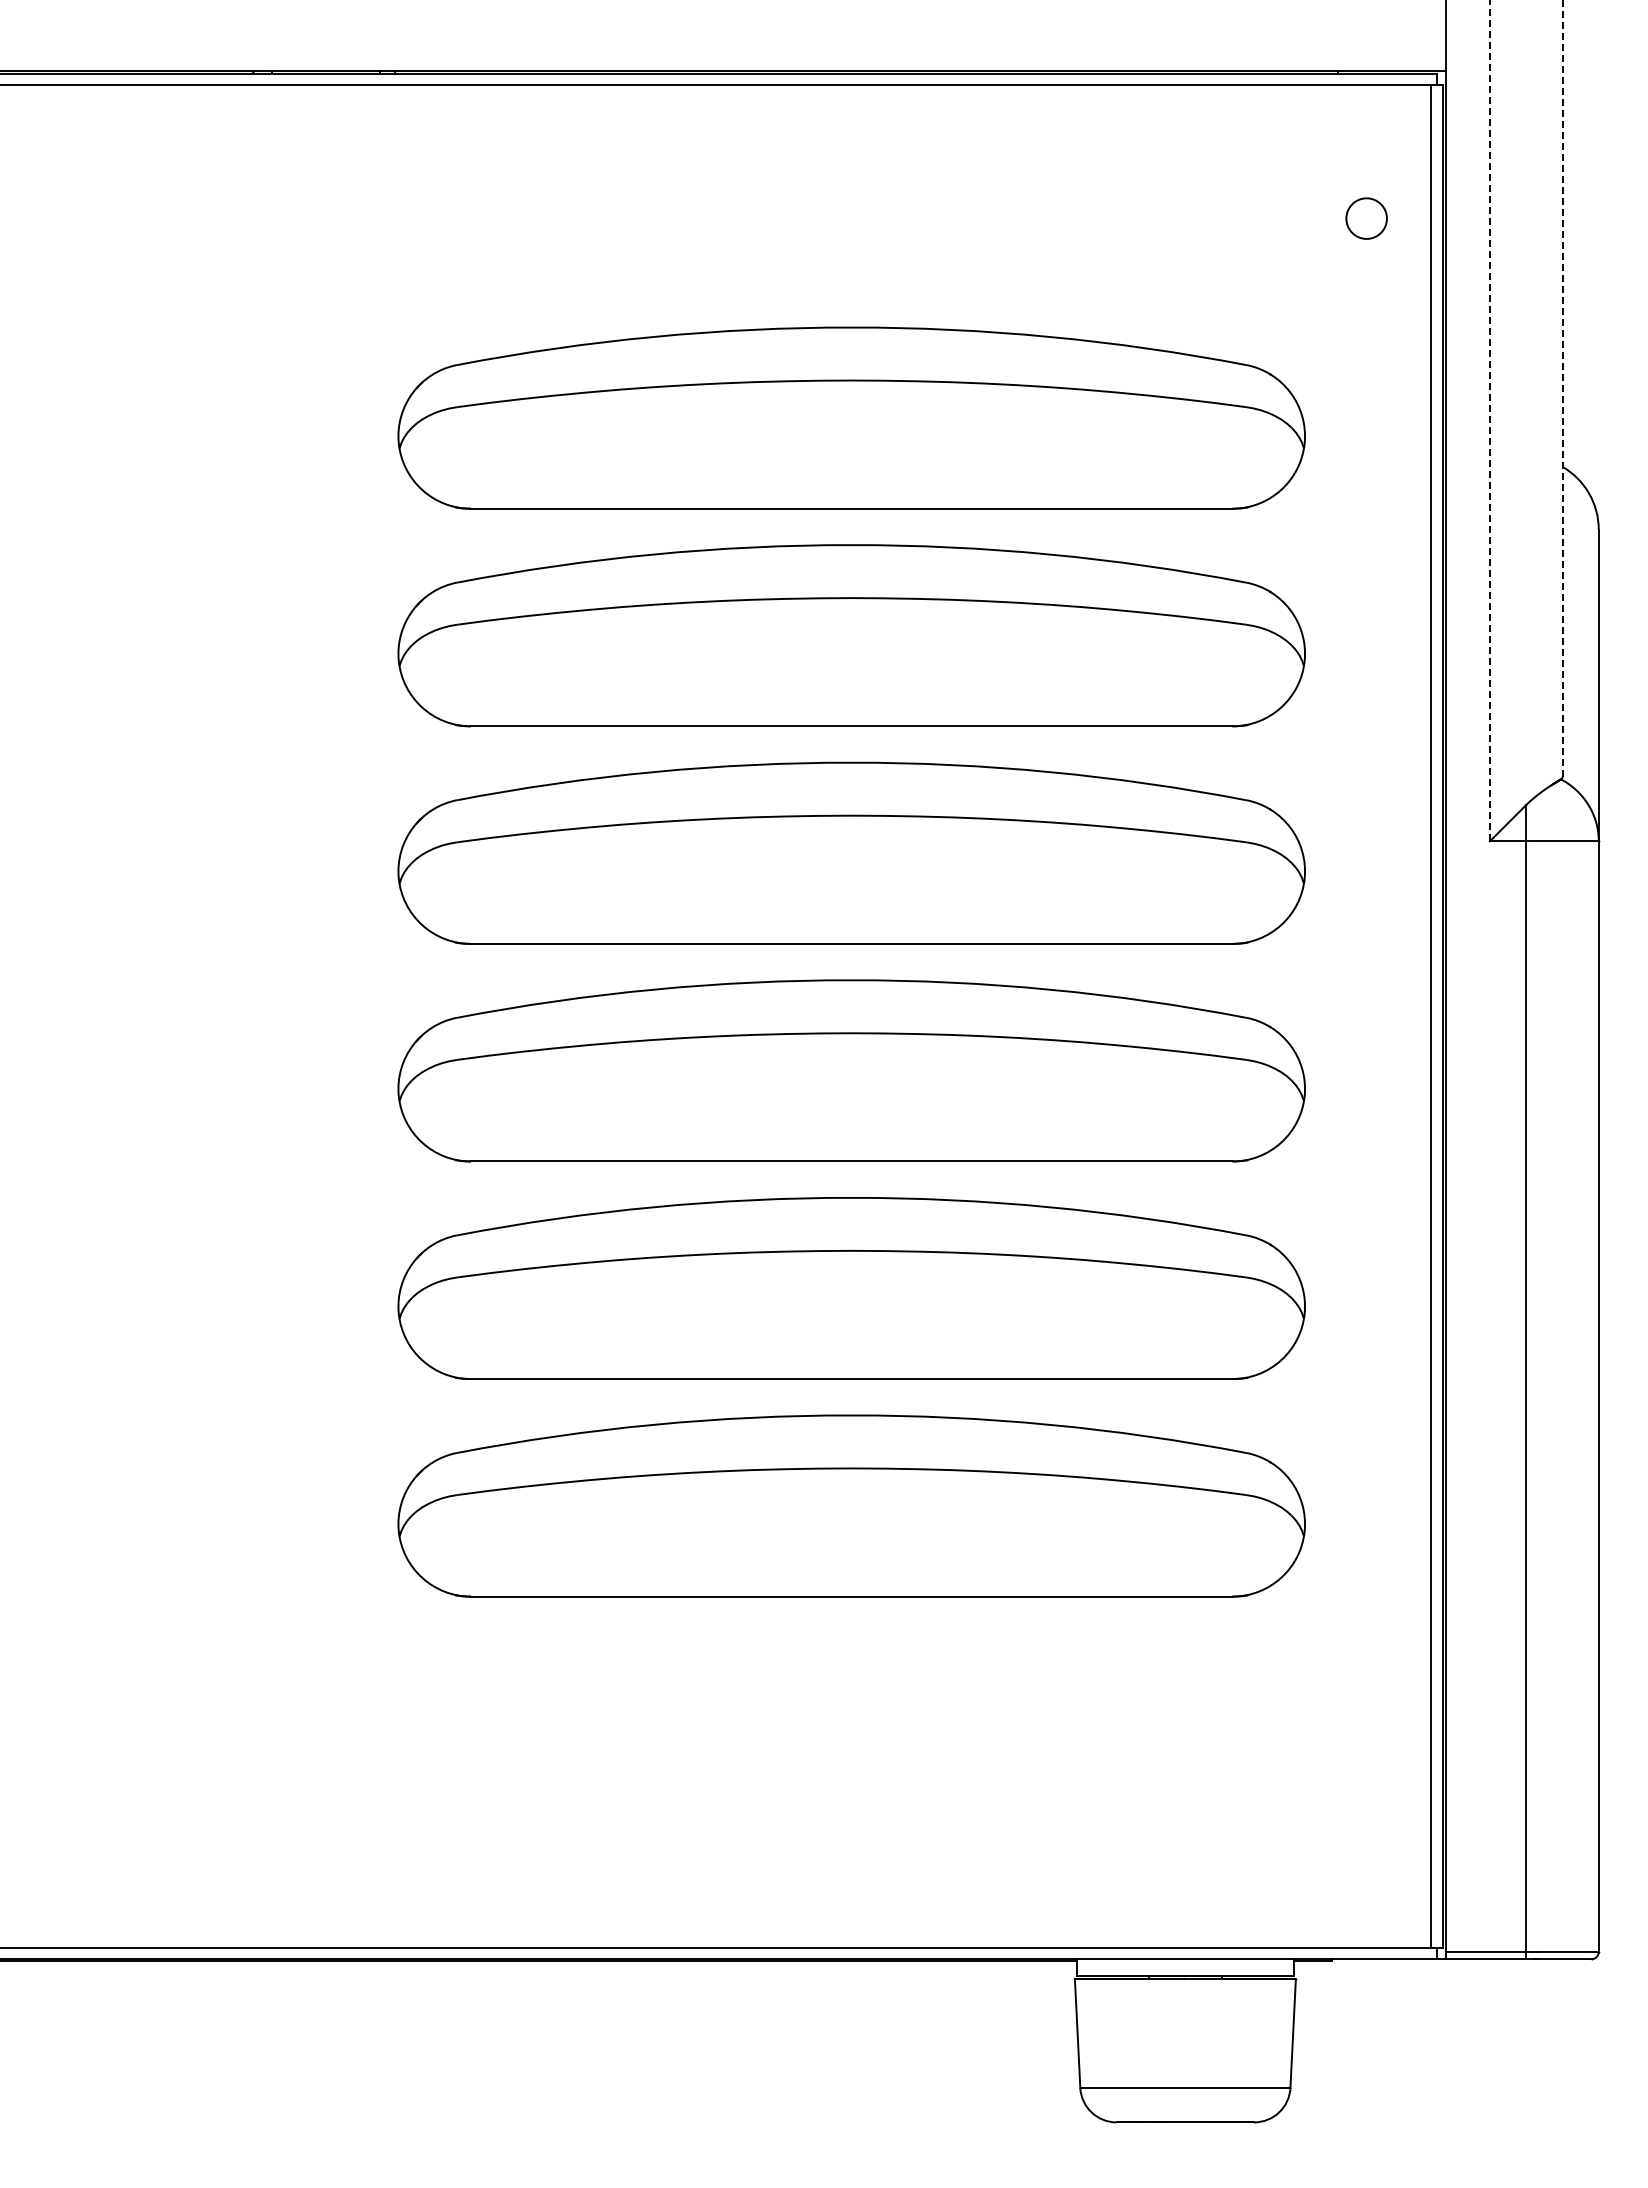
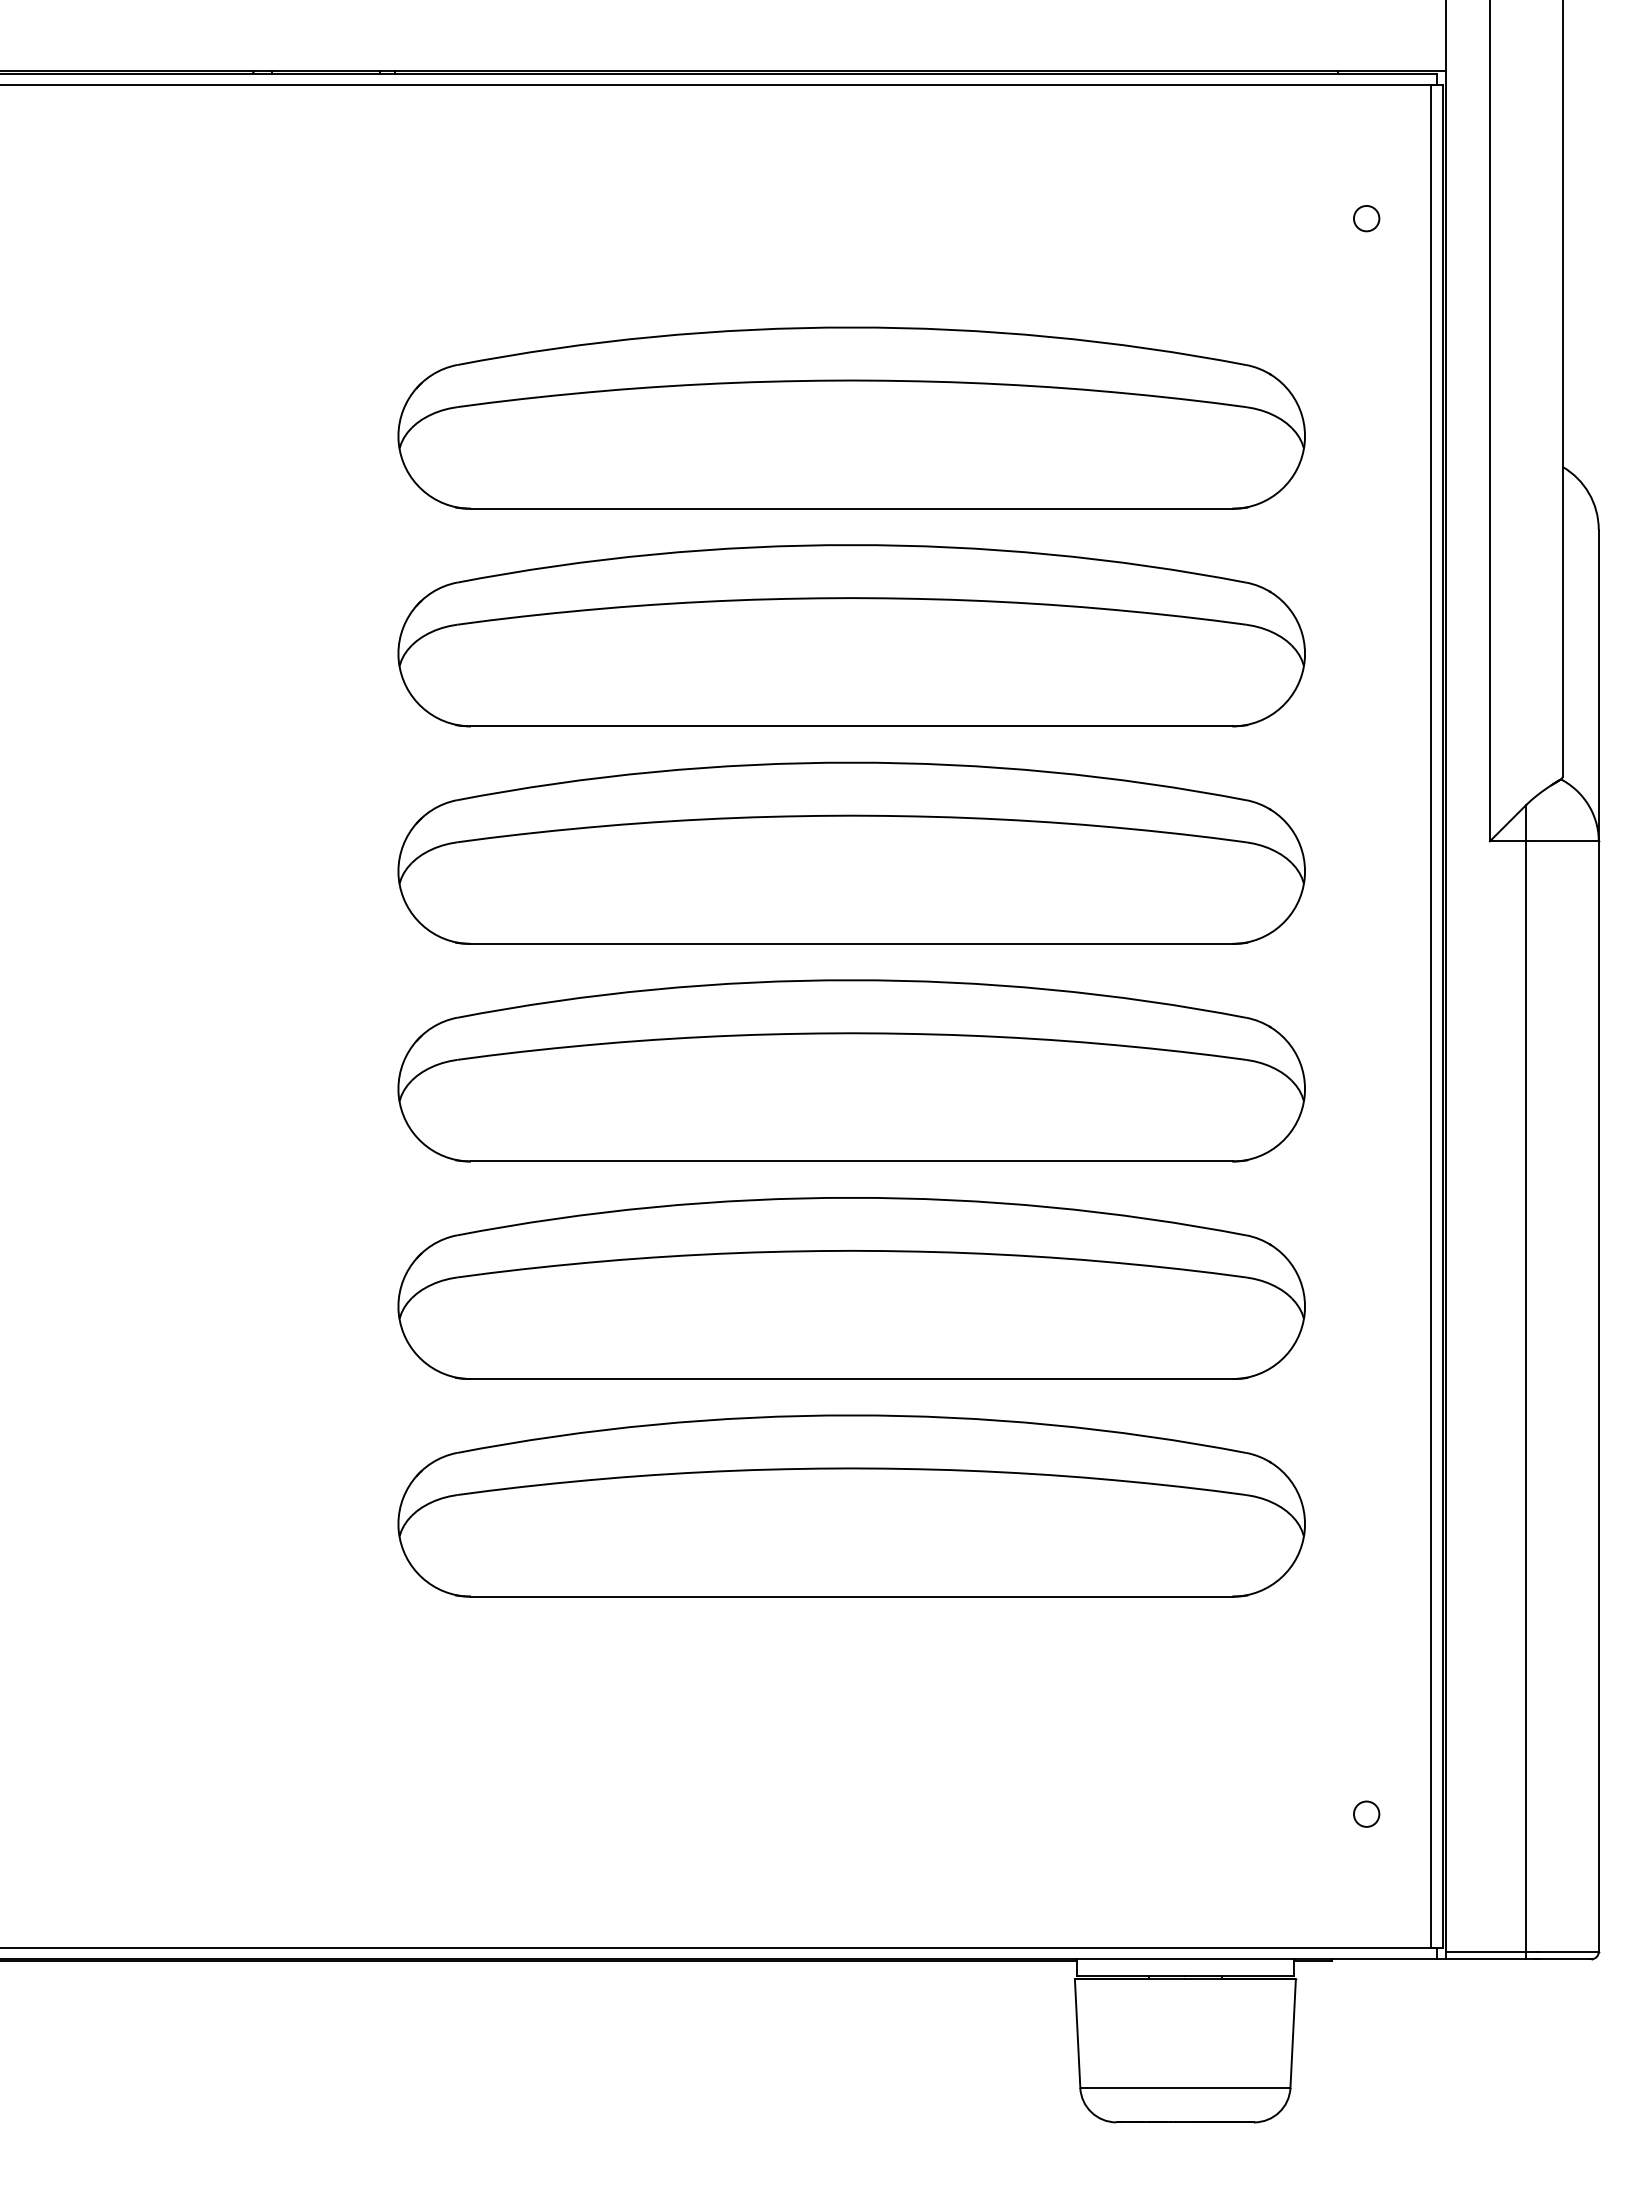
circle diameter: 41 px -> 25 px (1366, 218)
line: dashed -> solid (1562, 388)
line: dashed -> solid (1489, 420)
circle: none -> present (1366, 1813)
